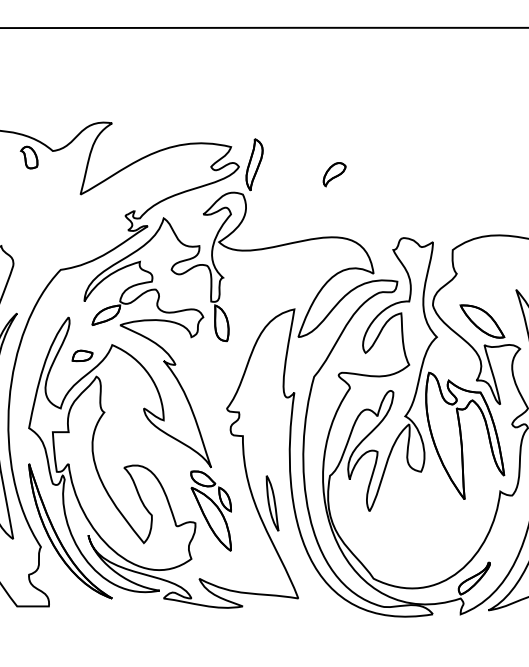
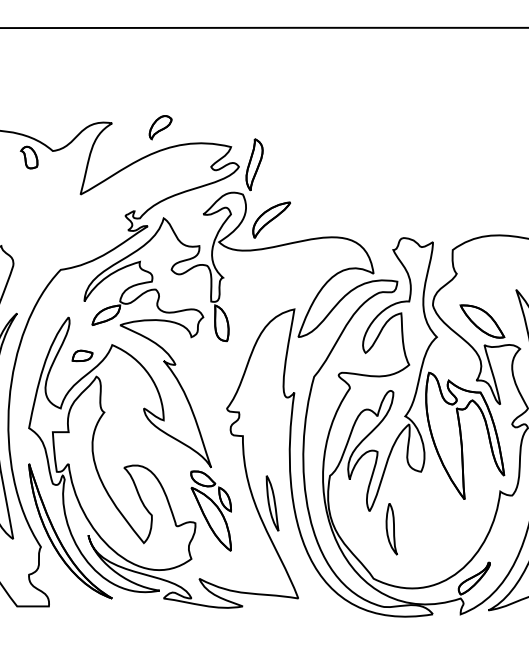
part position: (334, 174) -> (160, 127) (160, 127)
part: none -> present (271, 219)
part: none -> present (391, 529)
